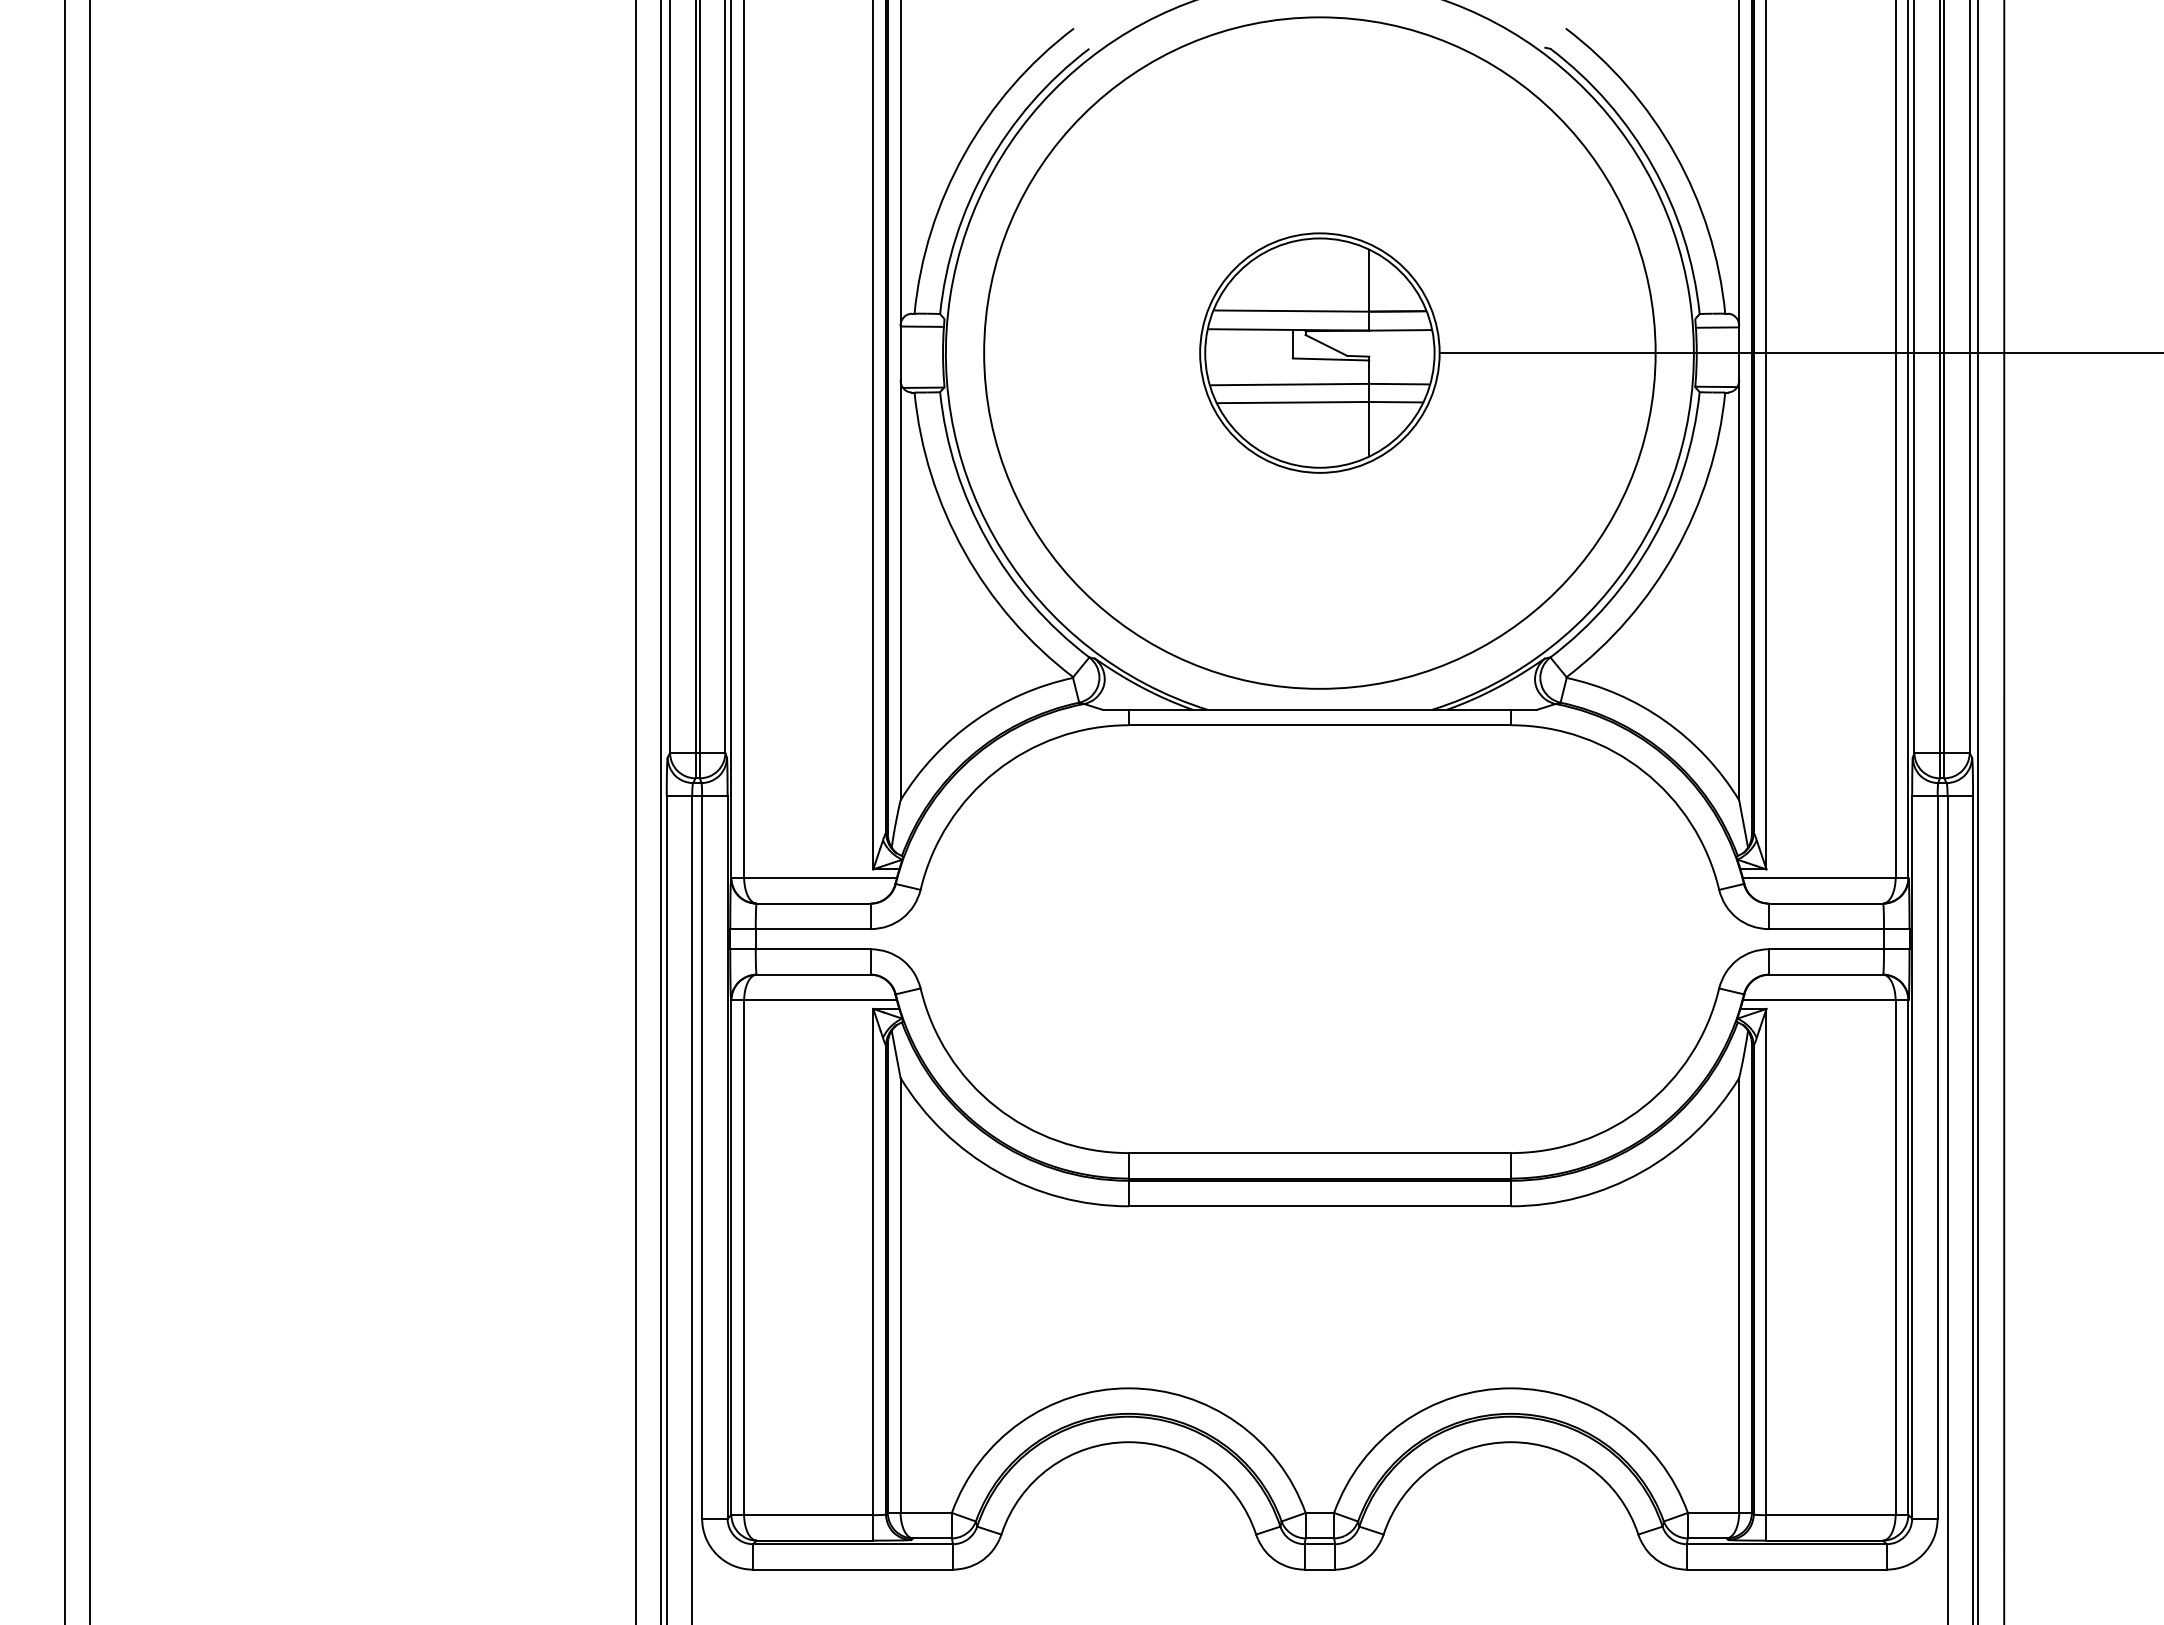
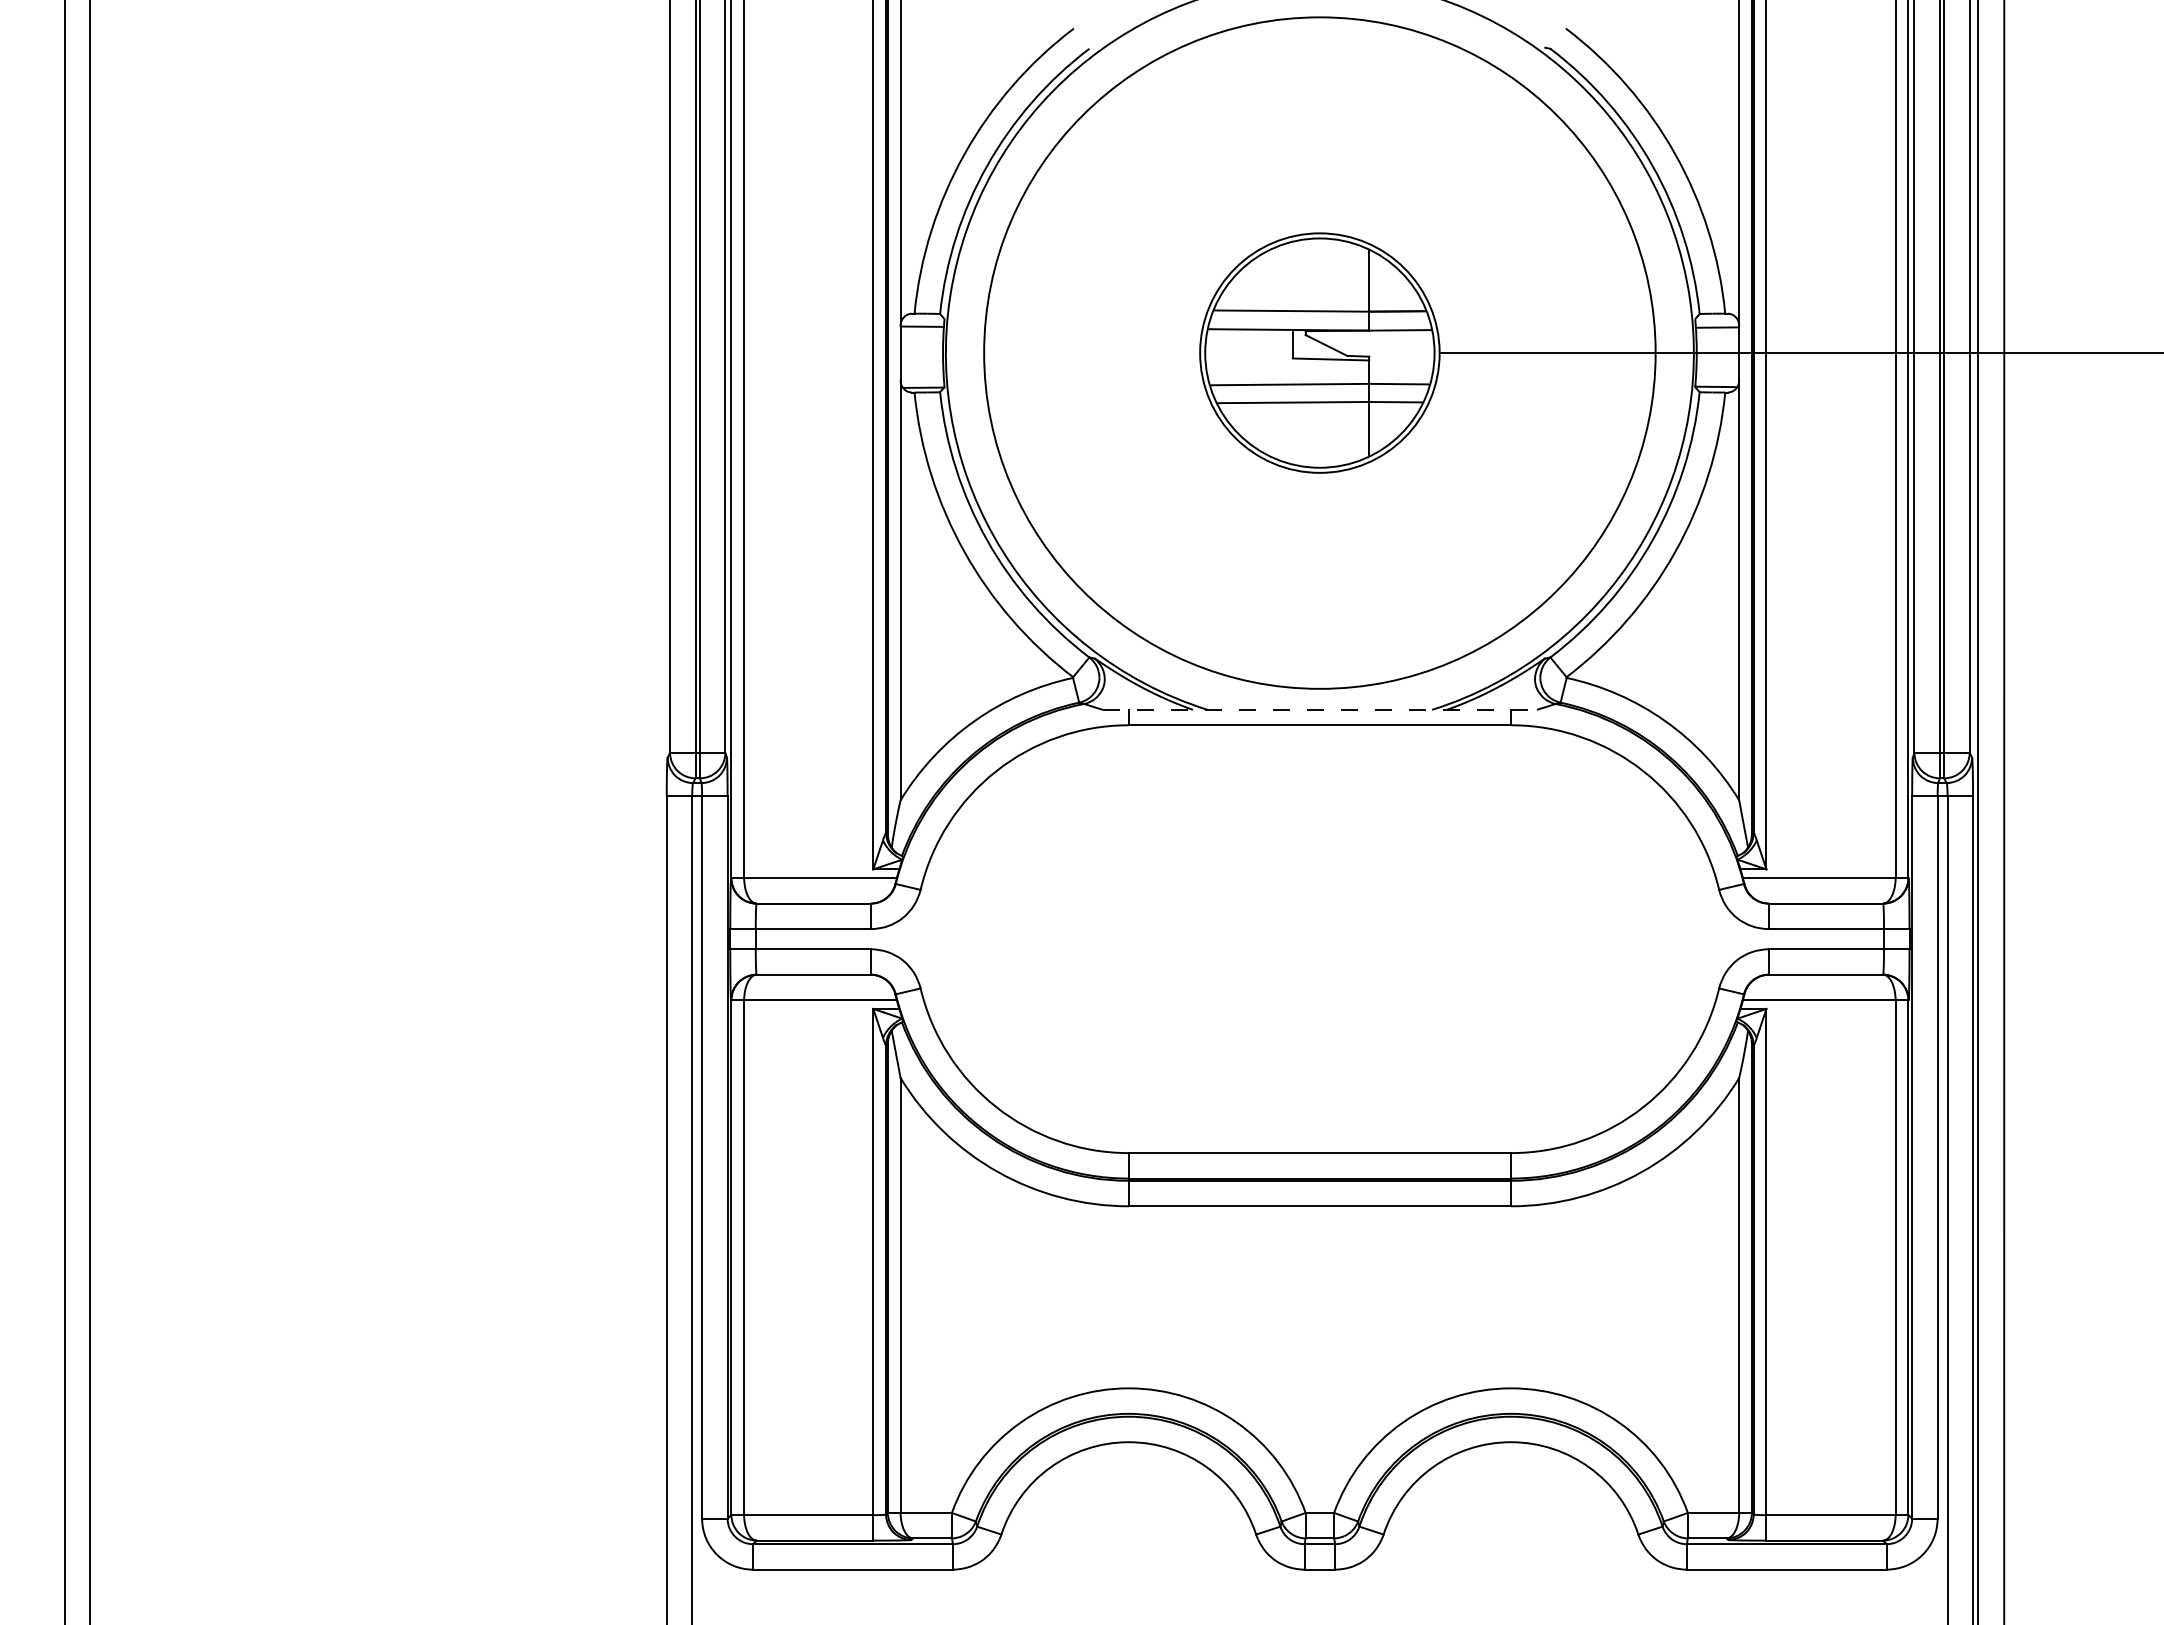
line: solid -> dashed (1319, 709)
line: present -> none (635, 811)
line: present -> none (661, 811)
